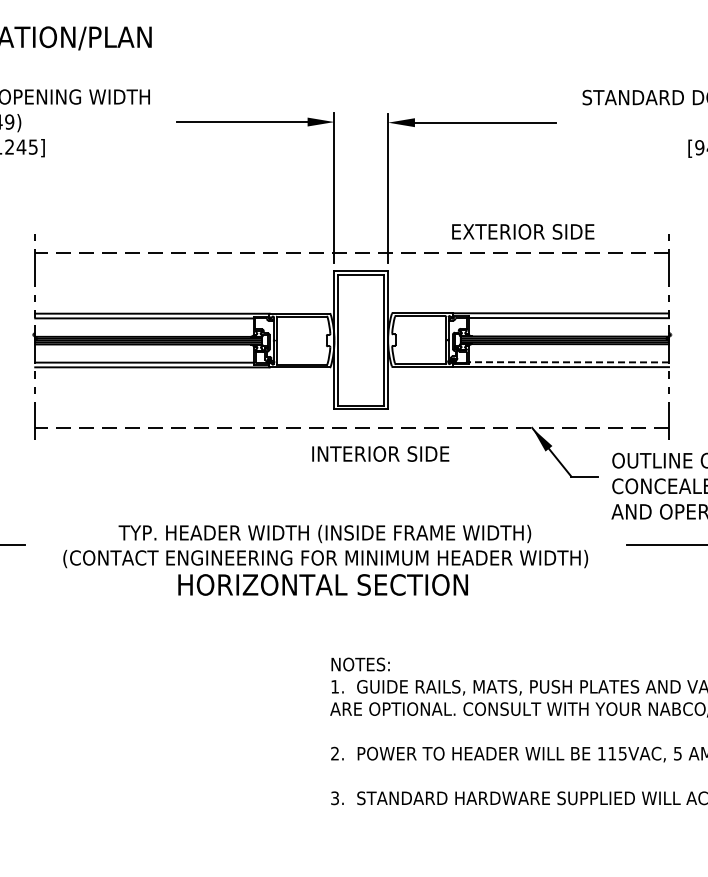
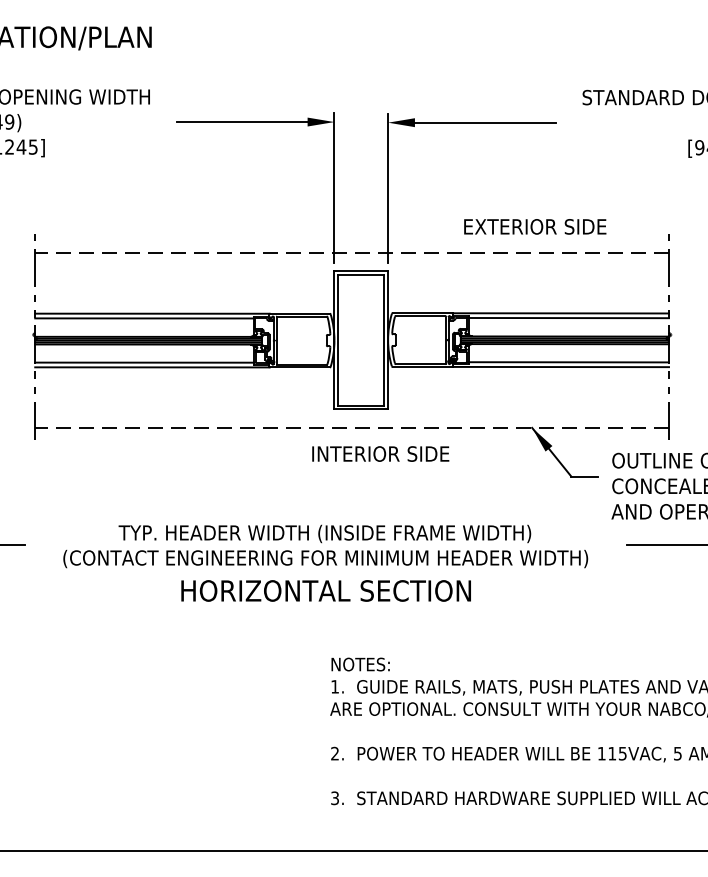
text position: (523, 231) -> (535, 226) (535, 226)
line: dashed -> solid (568, 362)
text position: (322, 584) -> (325, 590) (325, 590)
line: none -> present (353, 850)
